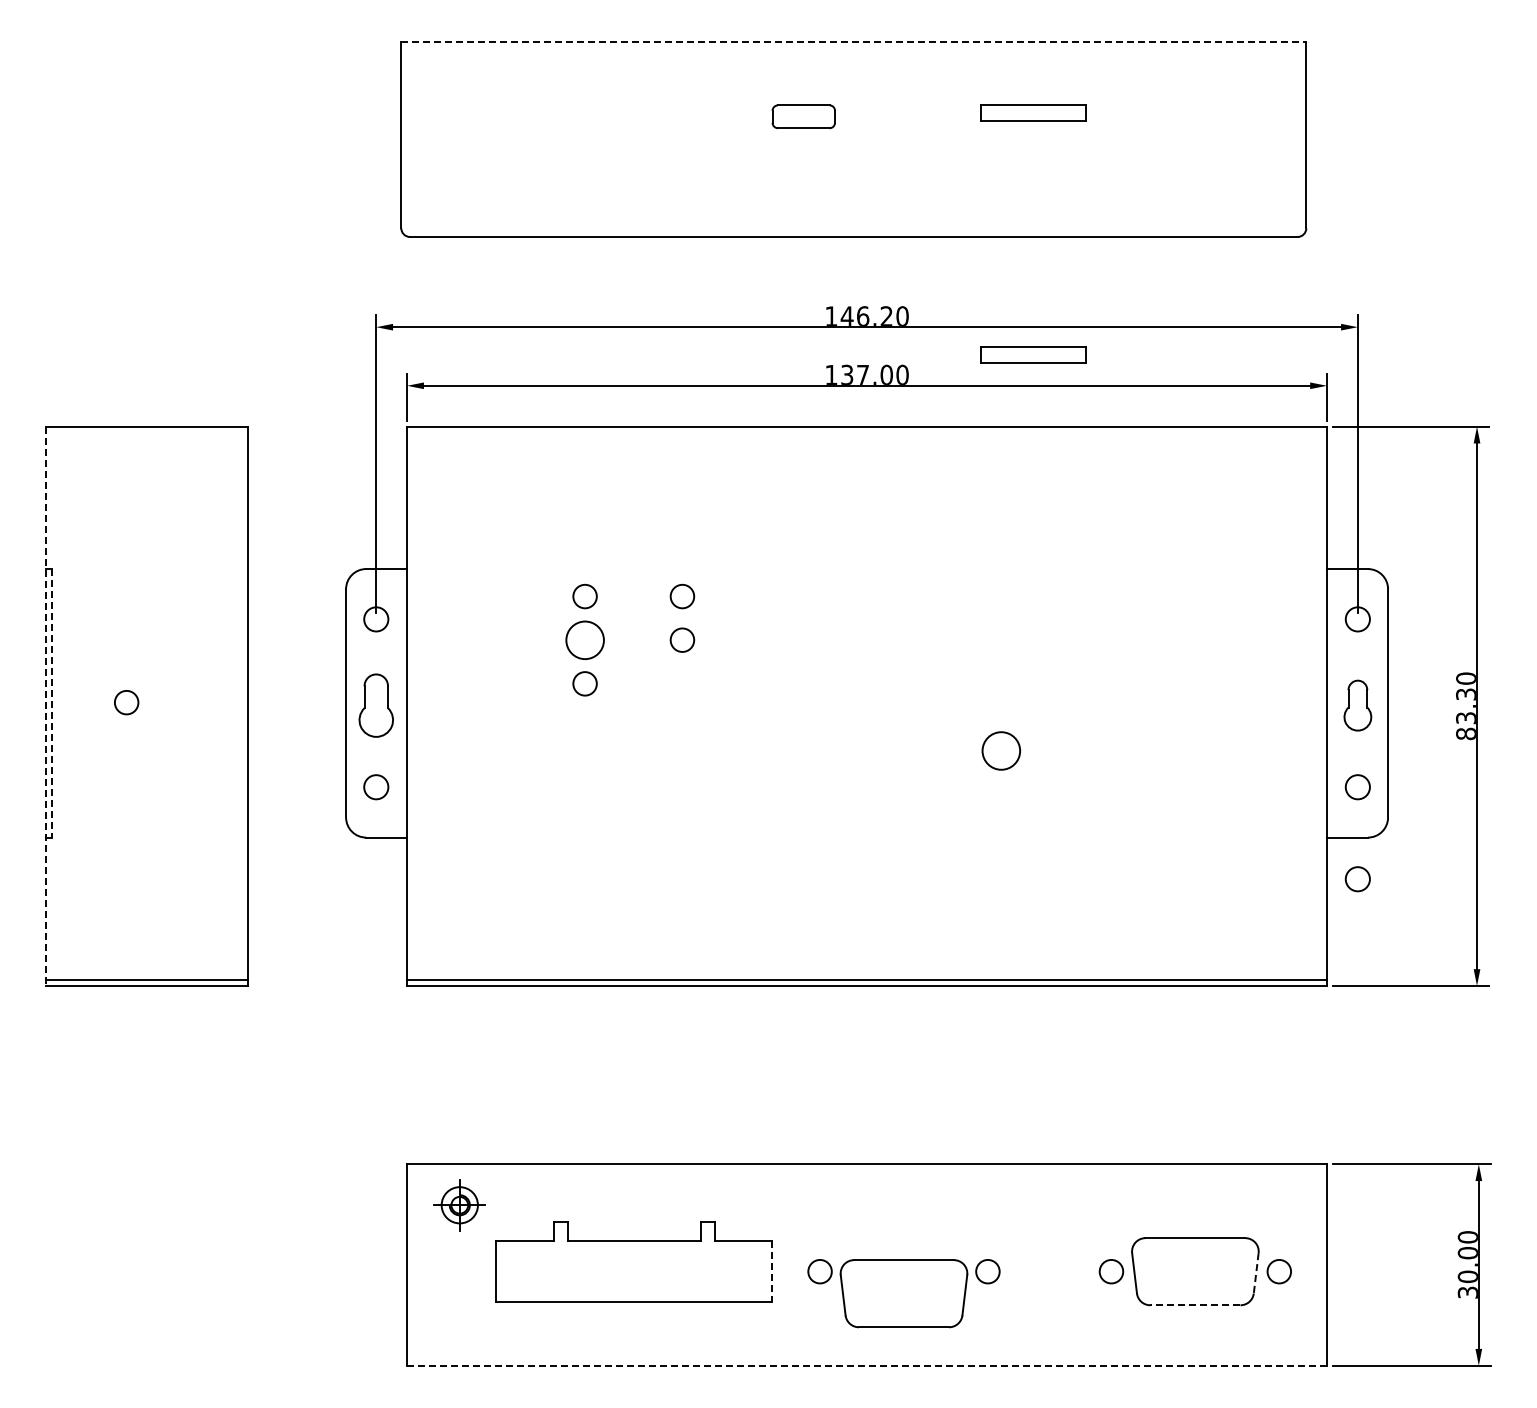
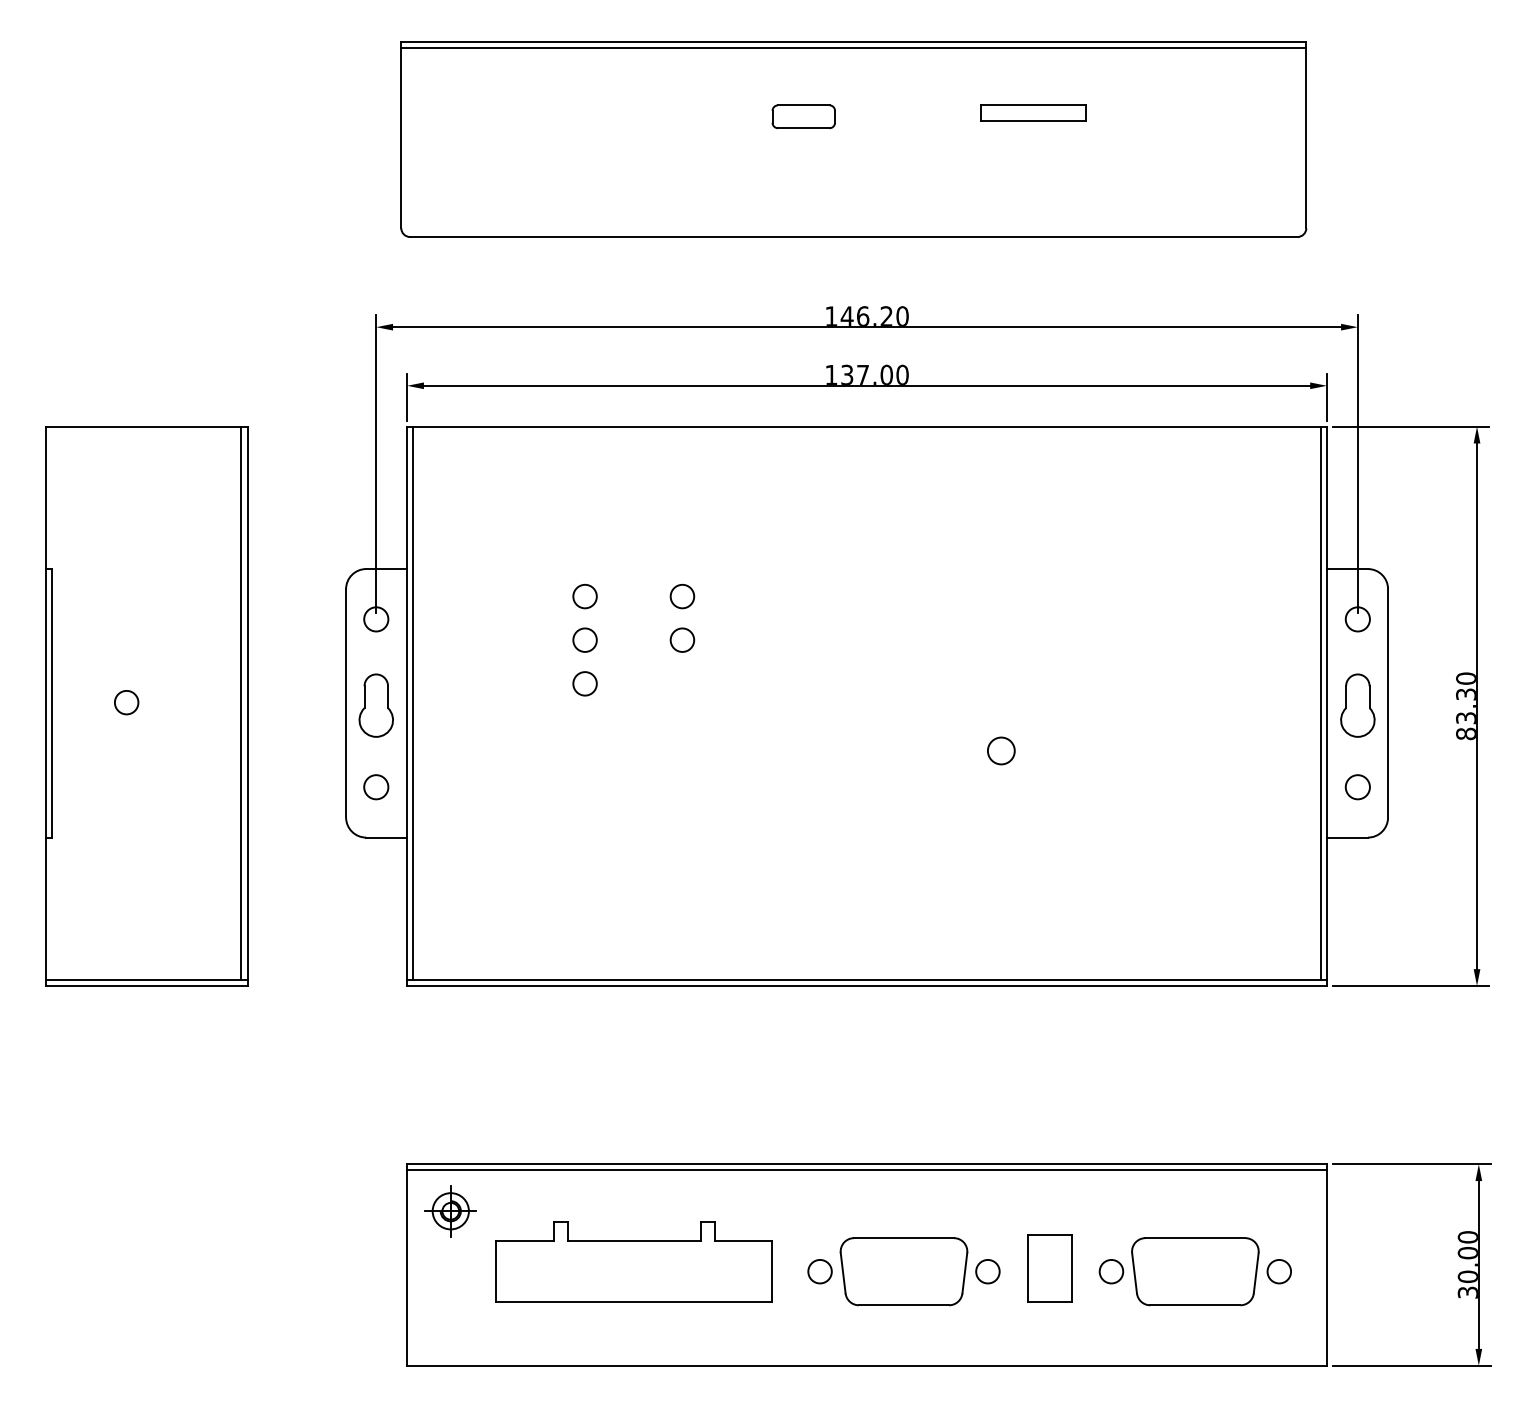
line: dashed -> solid (853, 42)
line: none -> present (853, 48)
part: present -> none (1033, 354)
circle size: 40x40 px -> 26x26 px (584, 639)
line: none -> present (241, 702)
line: none -> present (413, 702)
line: none -> present (1320, 702)
line: dashed -> solid (52, 703)
part size: 30x53 px -> 36x65 px (1357, 705)
line: dashed -> solid (46, 706)
circle diameter: 38 px -> 27 px (1000, 750)
circle: present -> none (1357, 879)
line: none -> present (866, 1170)
part position: (459, 1205) -> (450, 1211) (450, 1211)
part: none -> present (1049, 1268)
line: dashed -> solid (772, 1271)
line: dashed -> solid (1256, 1273)
part position: (903, 1293) -> (903, 1271) (903, 1271)
line: dashed -> solid (1194, 1305)
line: dashed -> solid (867, 1365)
